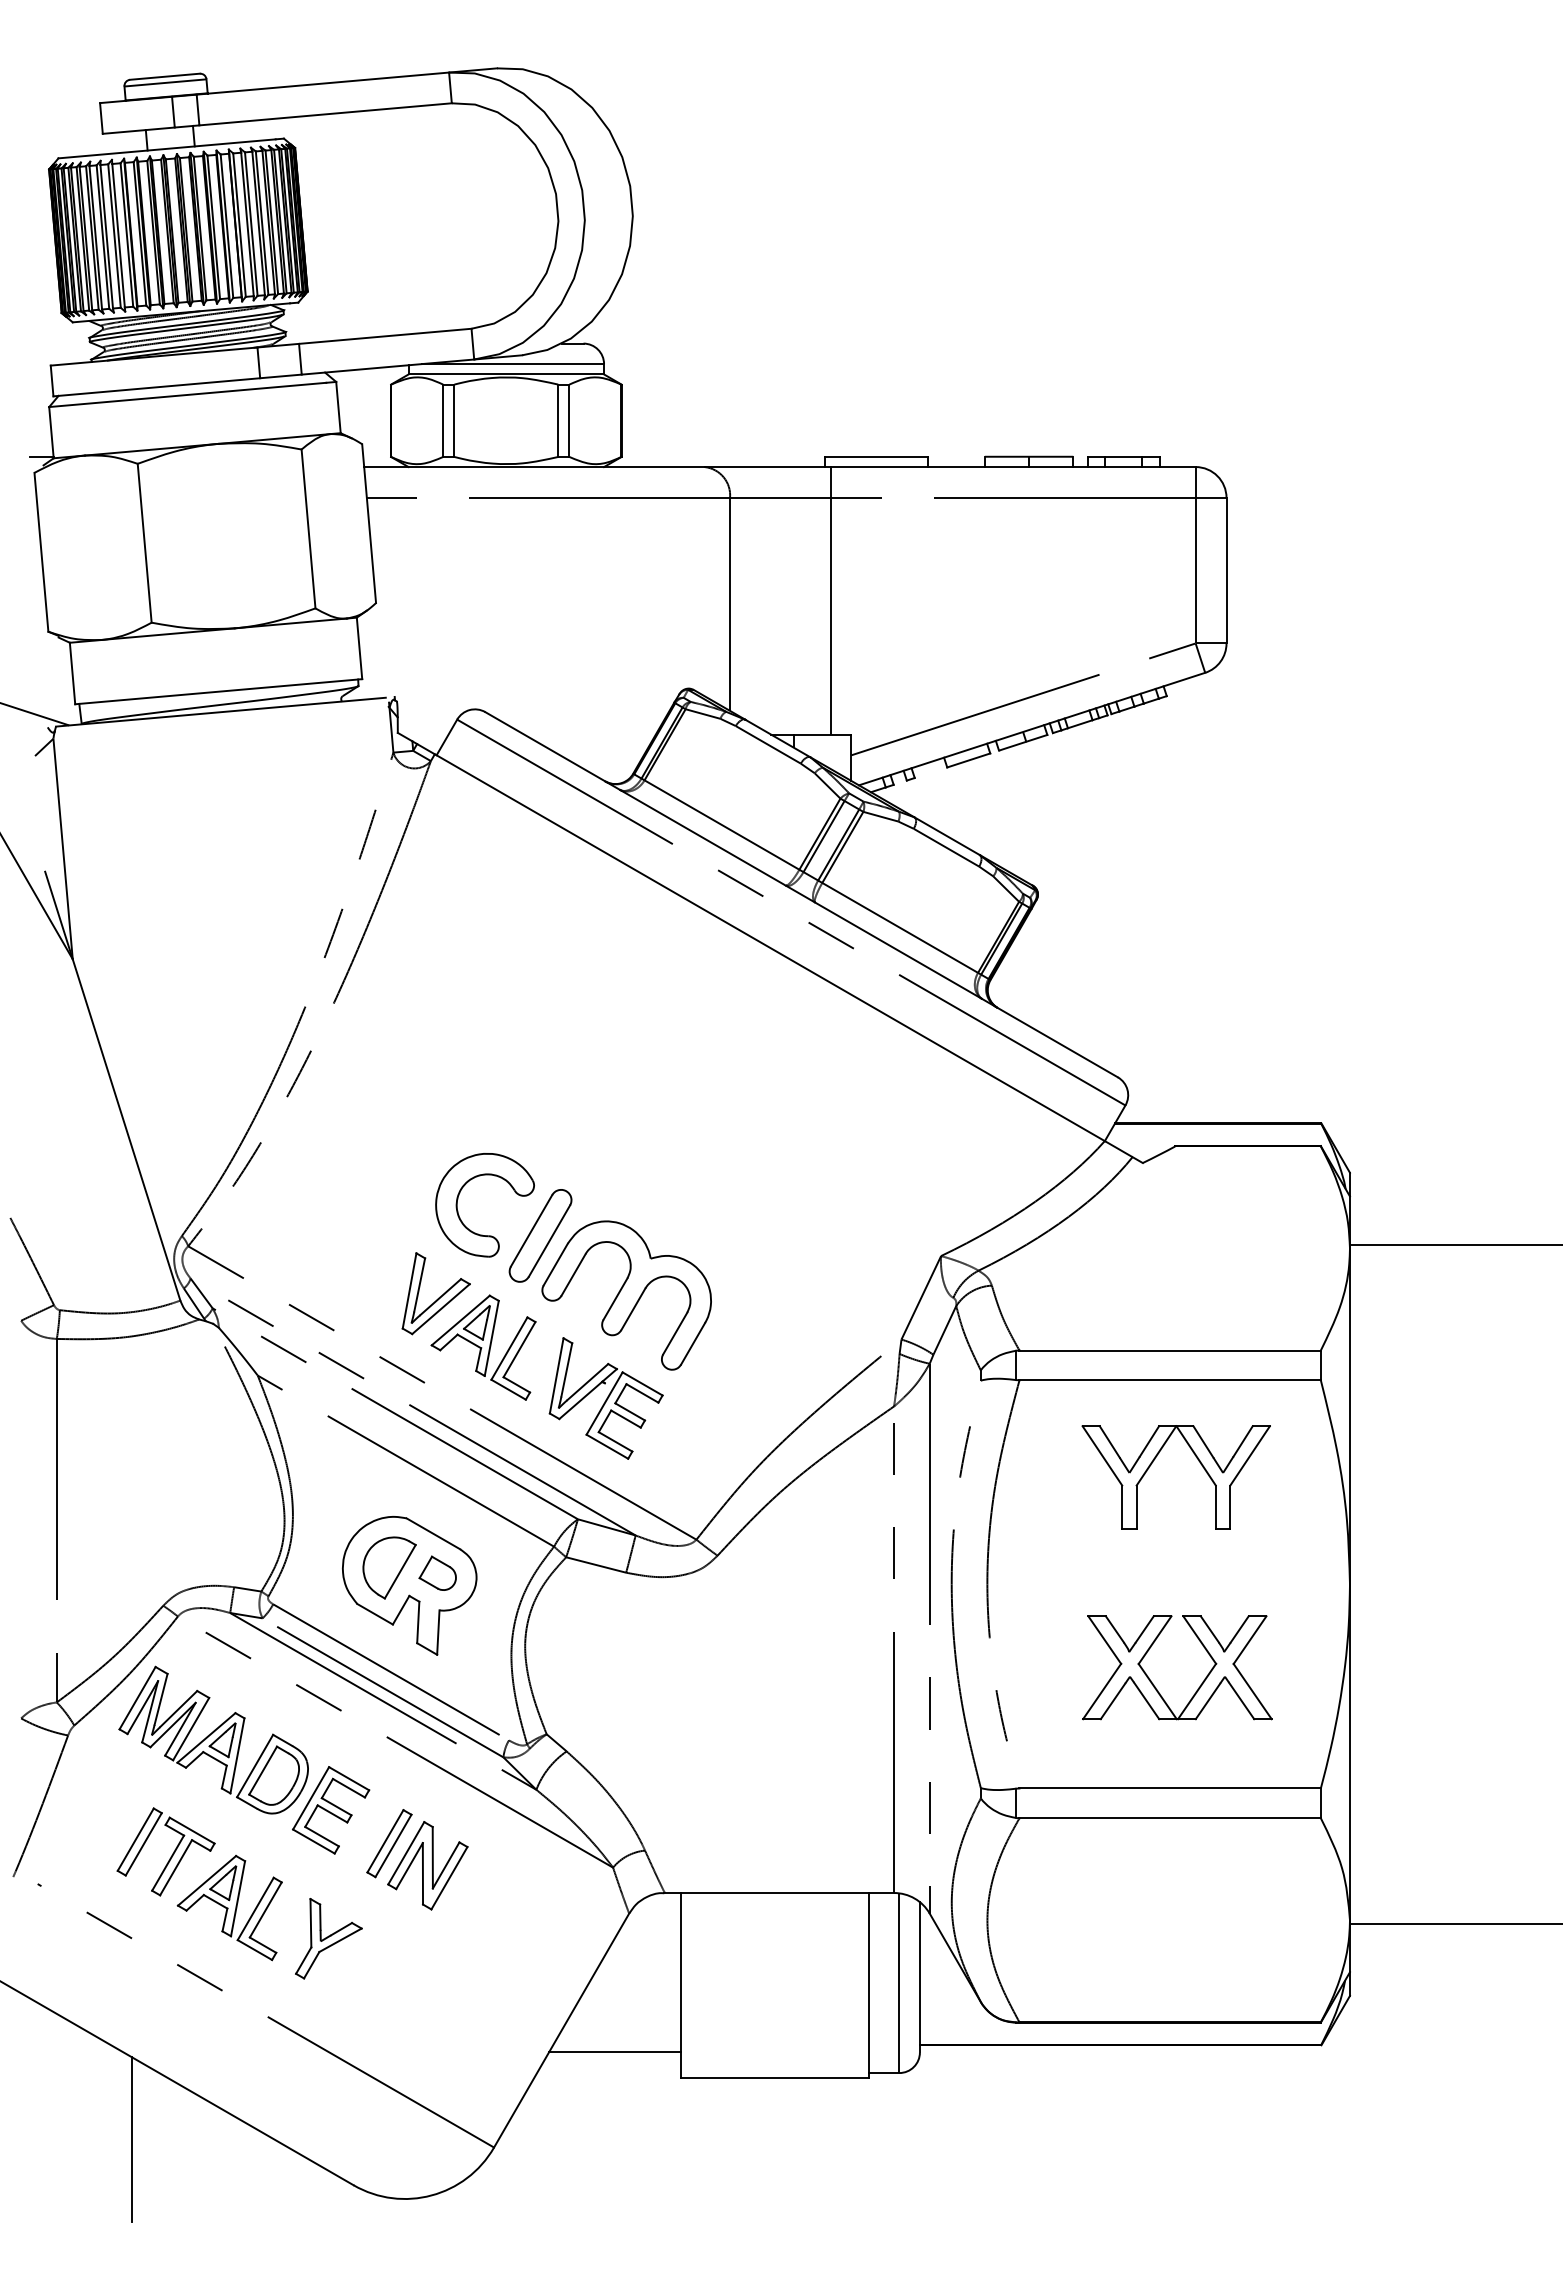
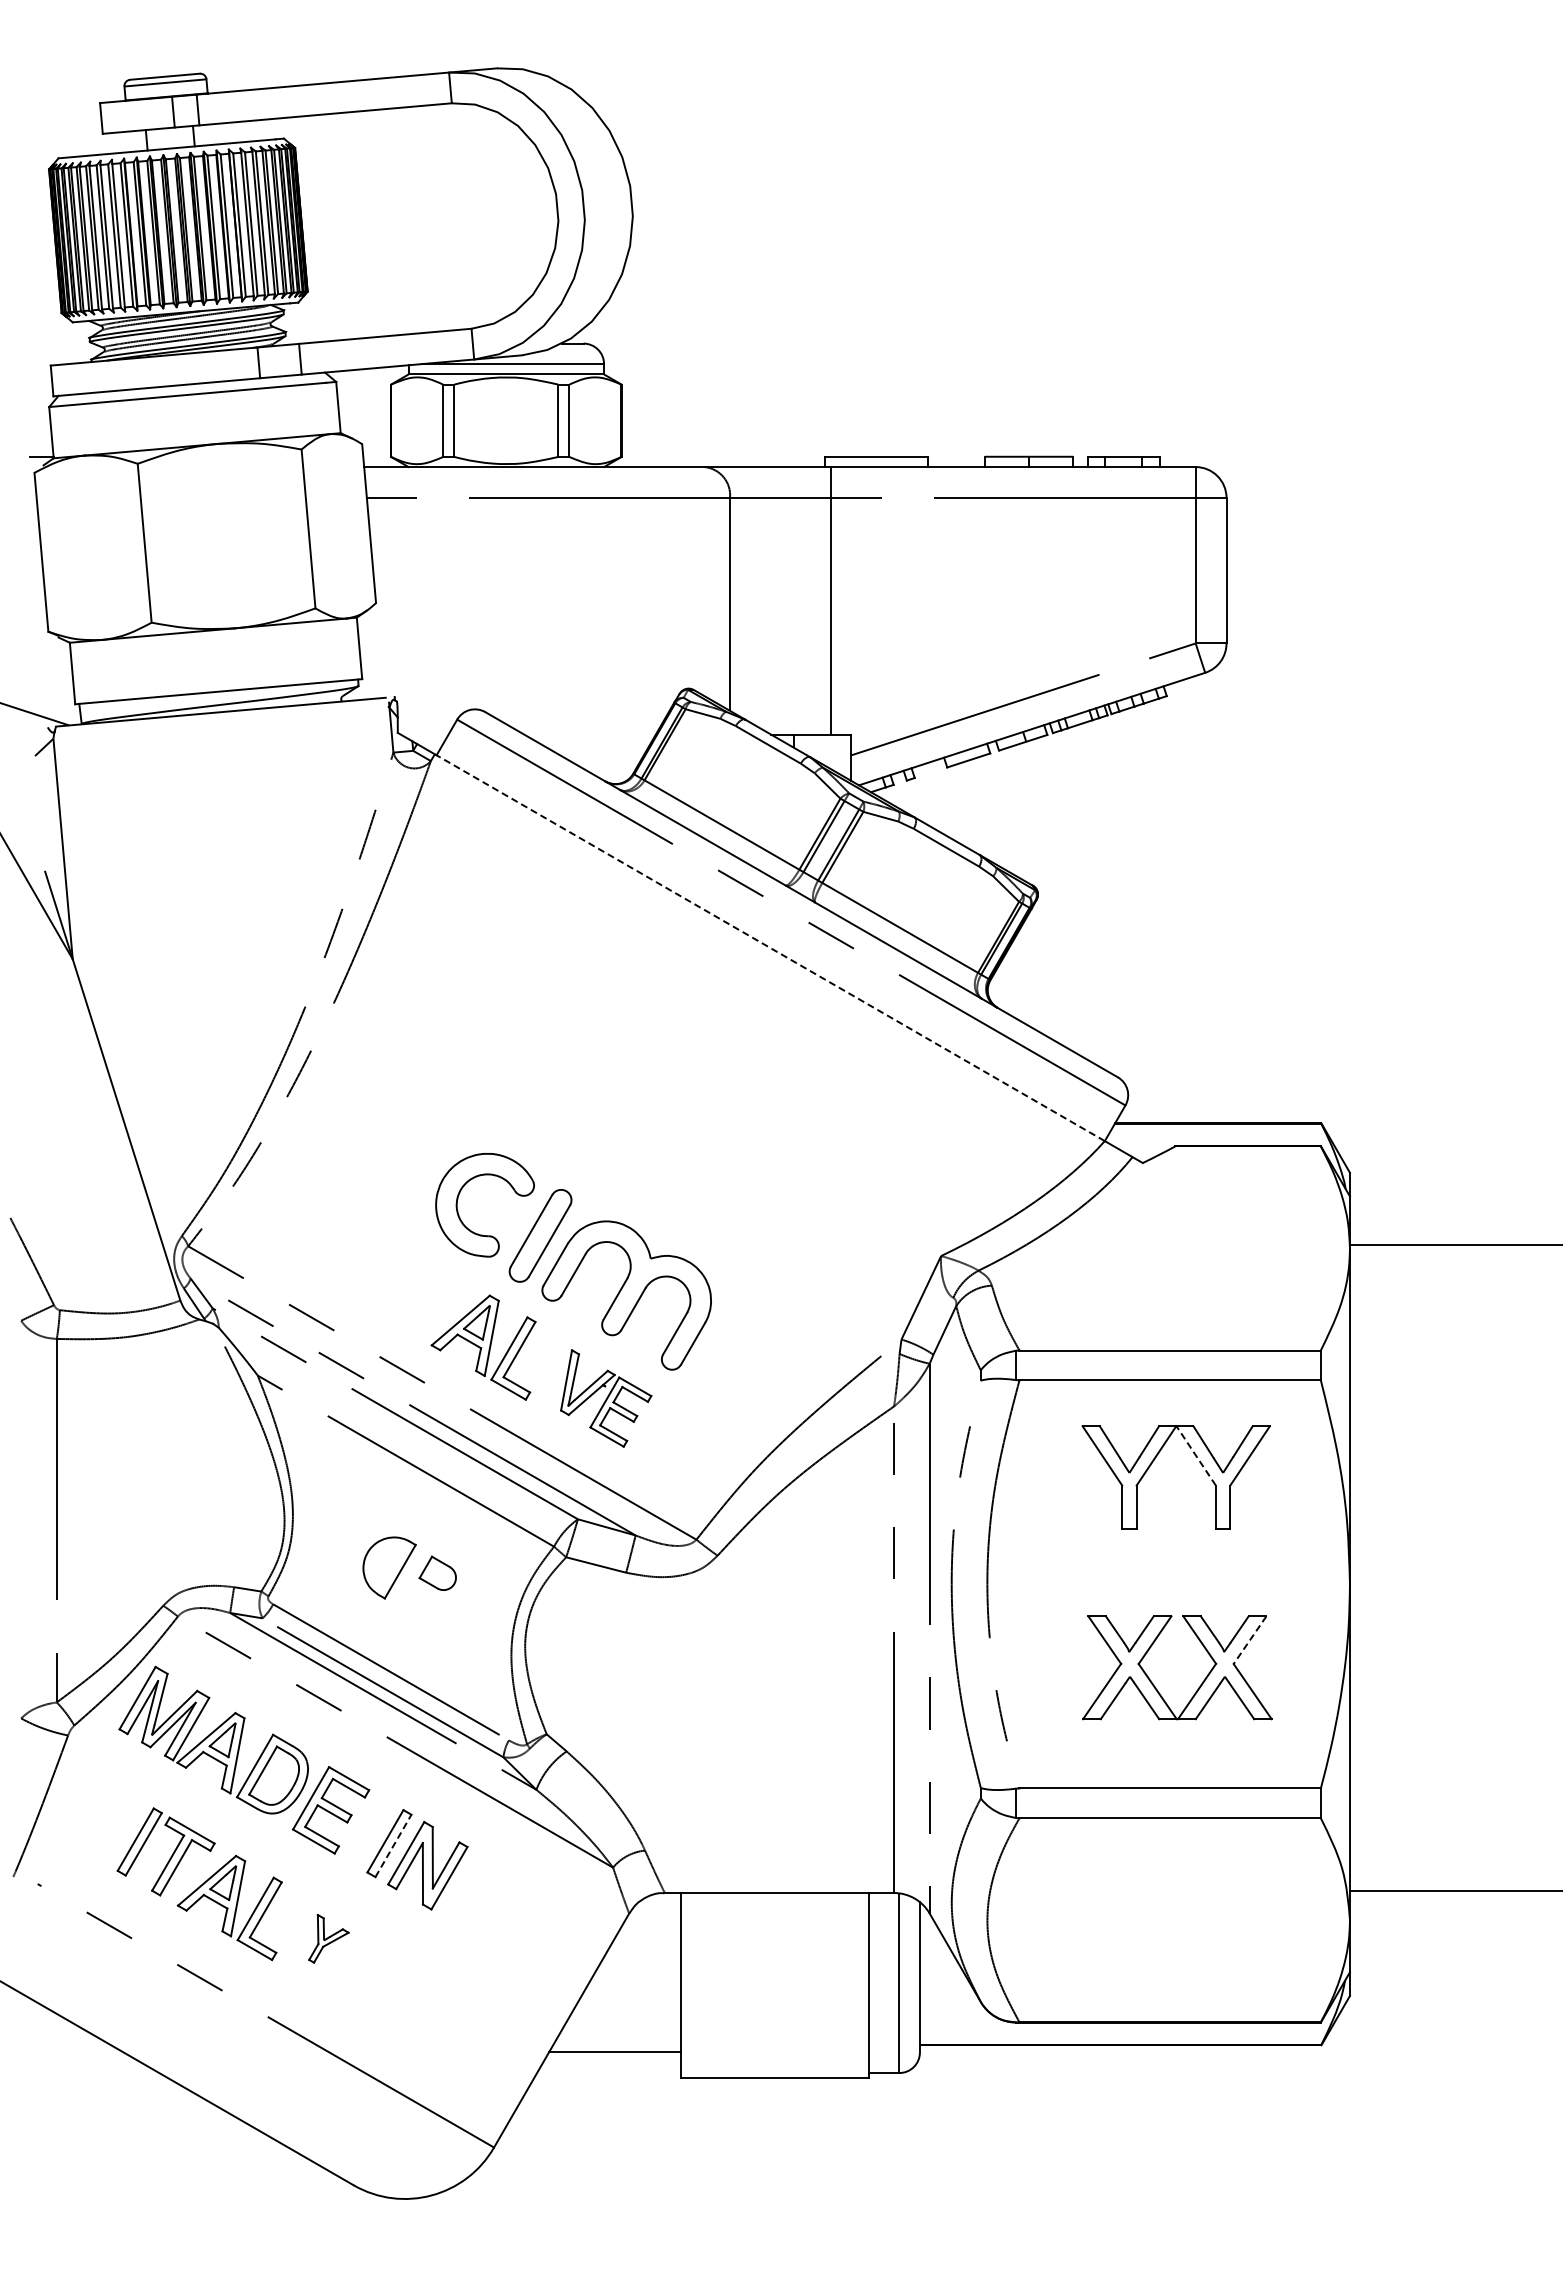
line: solid -> dashed (769, 947)
part: present -> none (435, 1293)
part size: 116x123 px -> 93x99 px (606, 1398)
line: solid -> dashed (1196, 1455)
part: present -> none (409, 1585)
line: solid -> dashed (1250, 1640)
line: solid -> dashed (393, 1845)
line position: (1454, 1923) -> (1454, 1890) (1454, 1890)
part size: 68x82 px -> 42x50 px (328, 1938)
line: present -> none (131, 2139)
